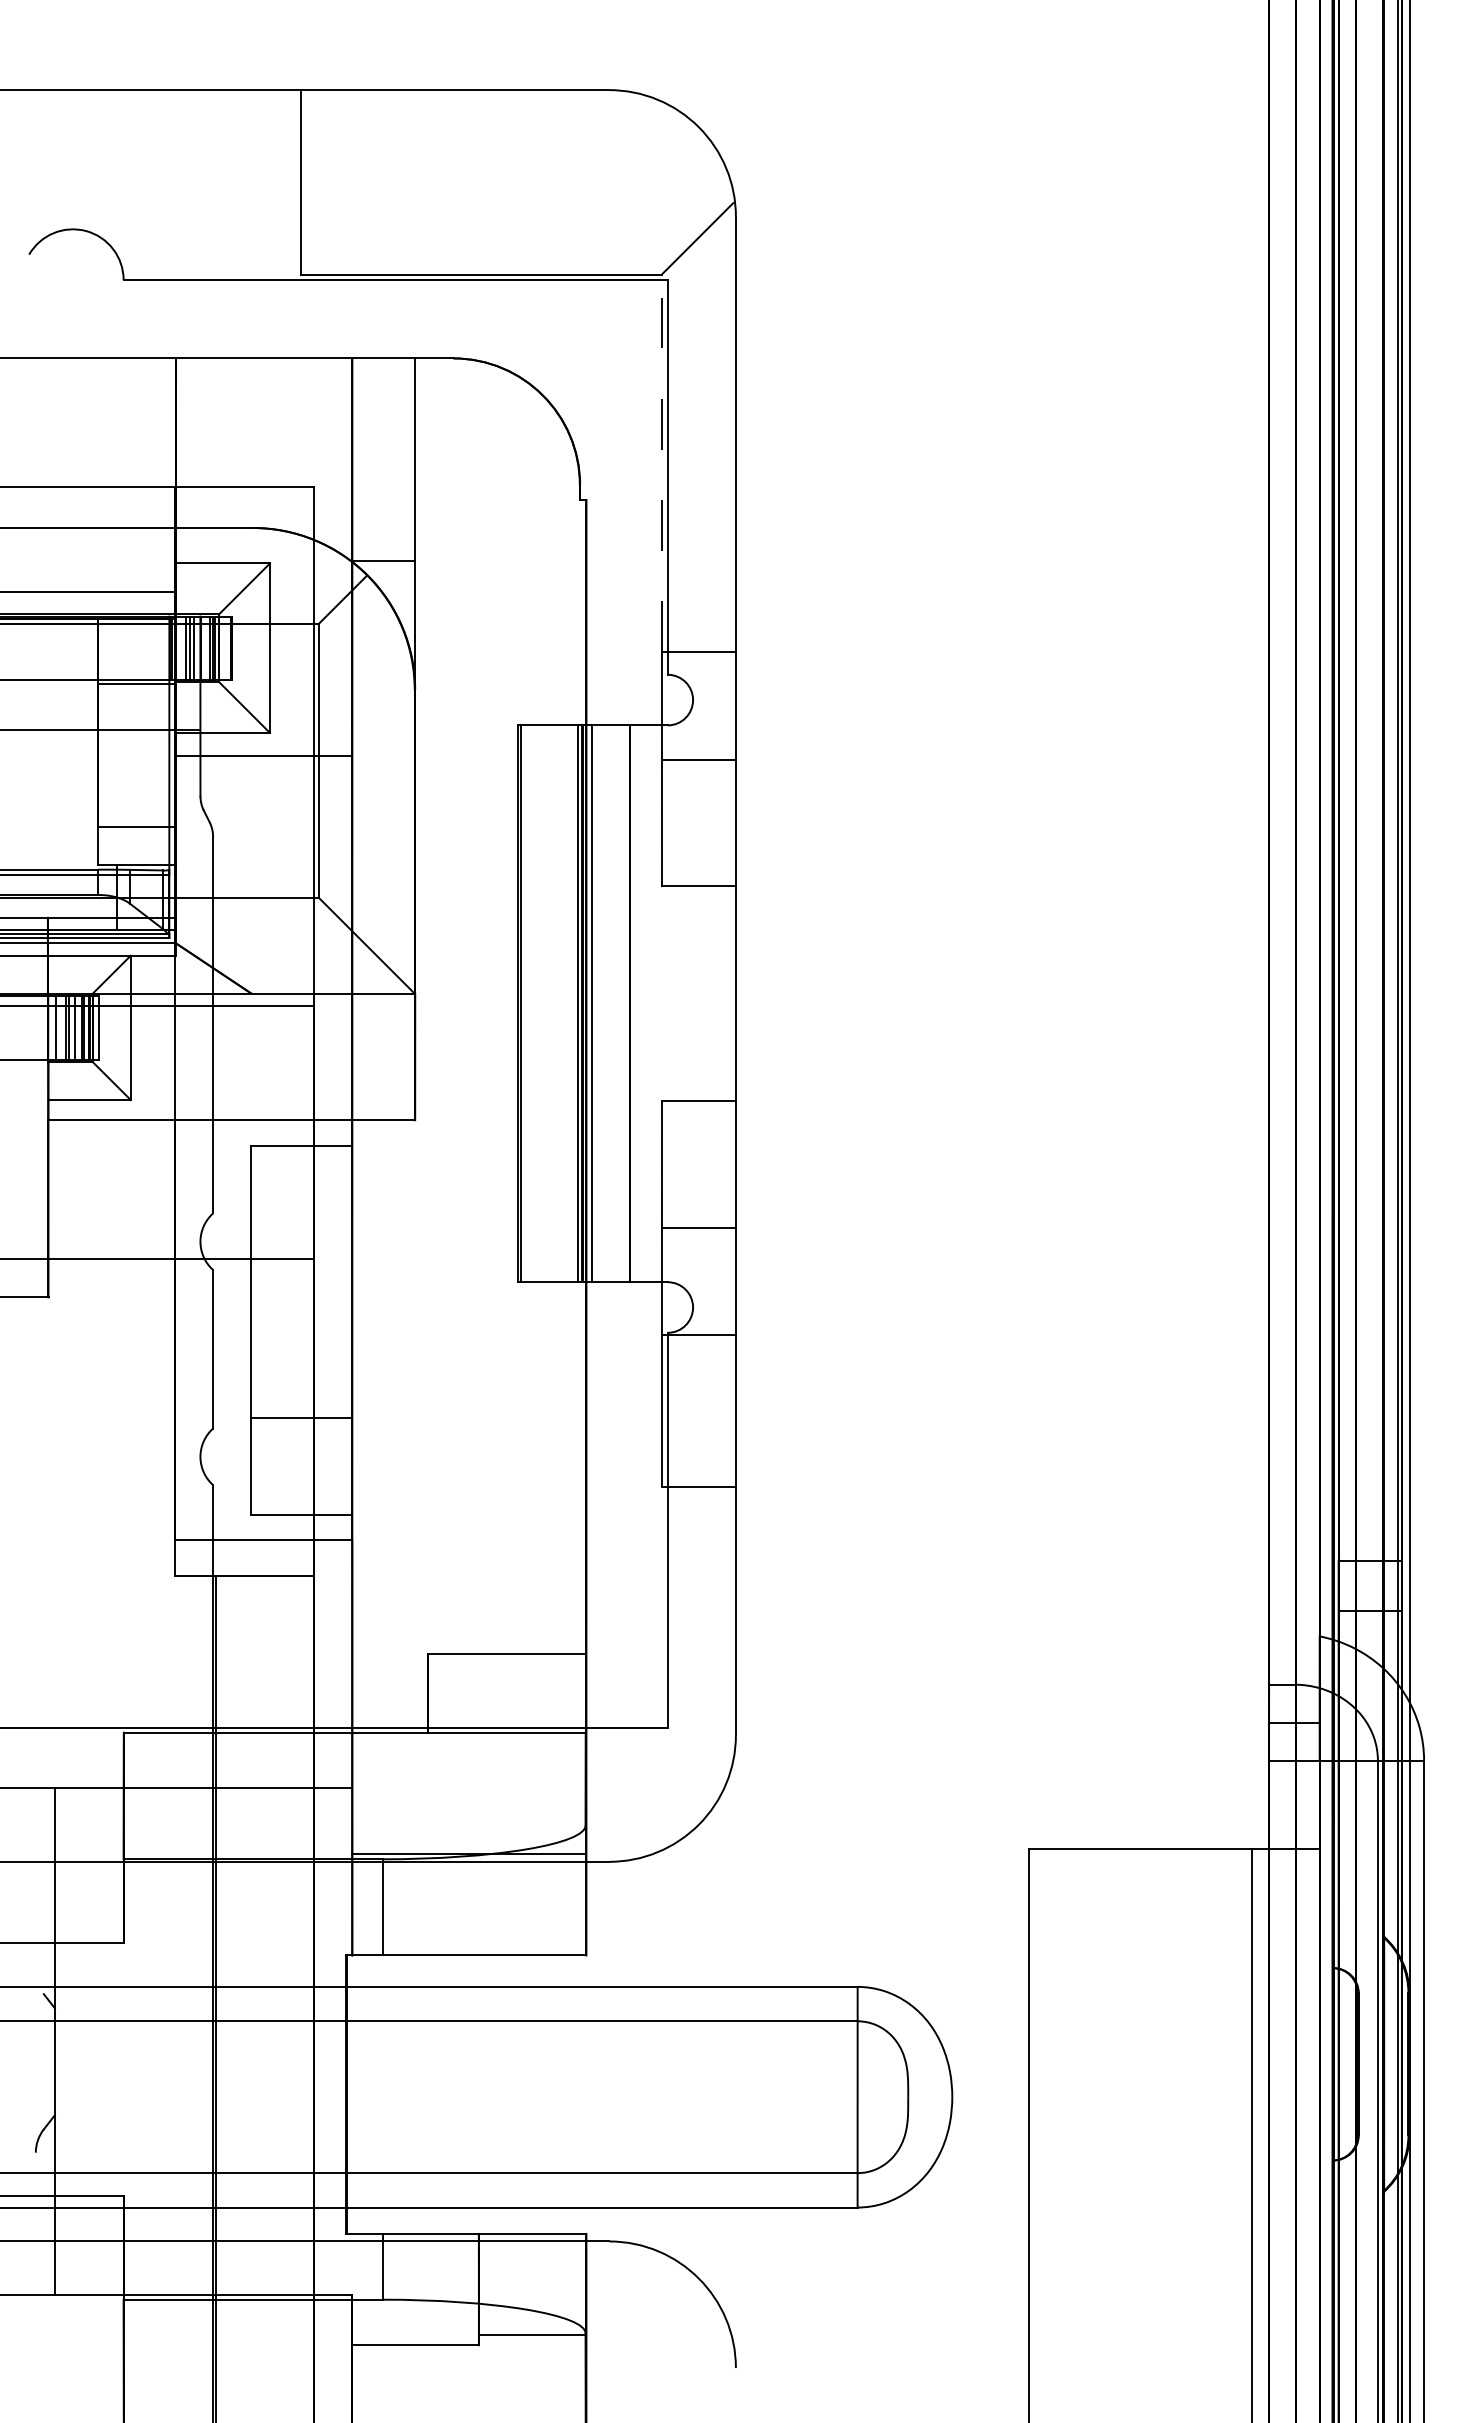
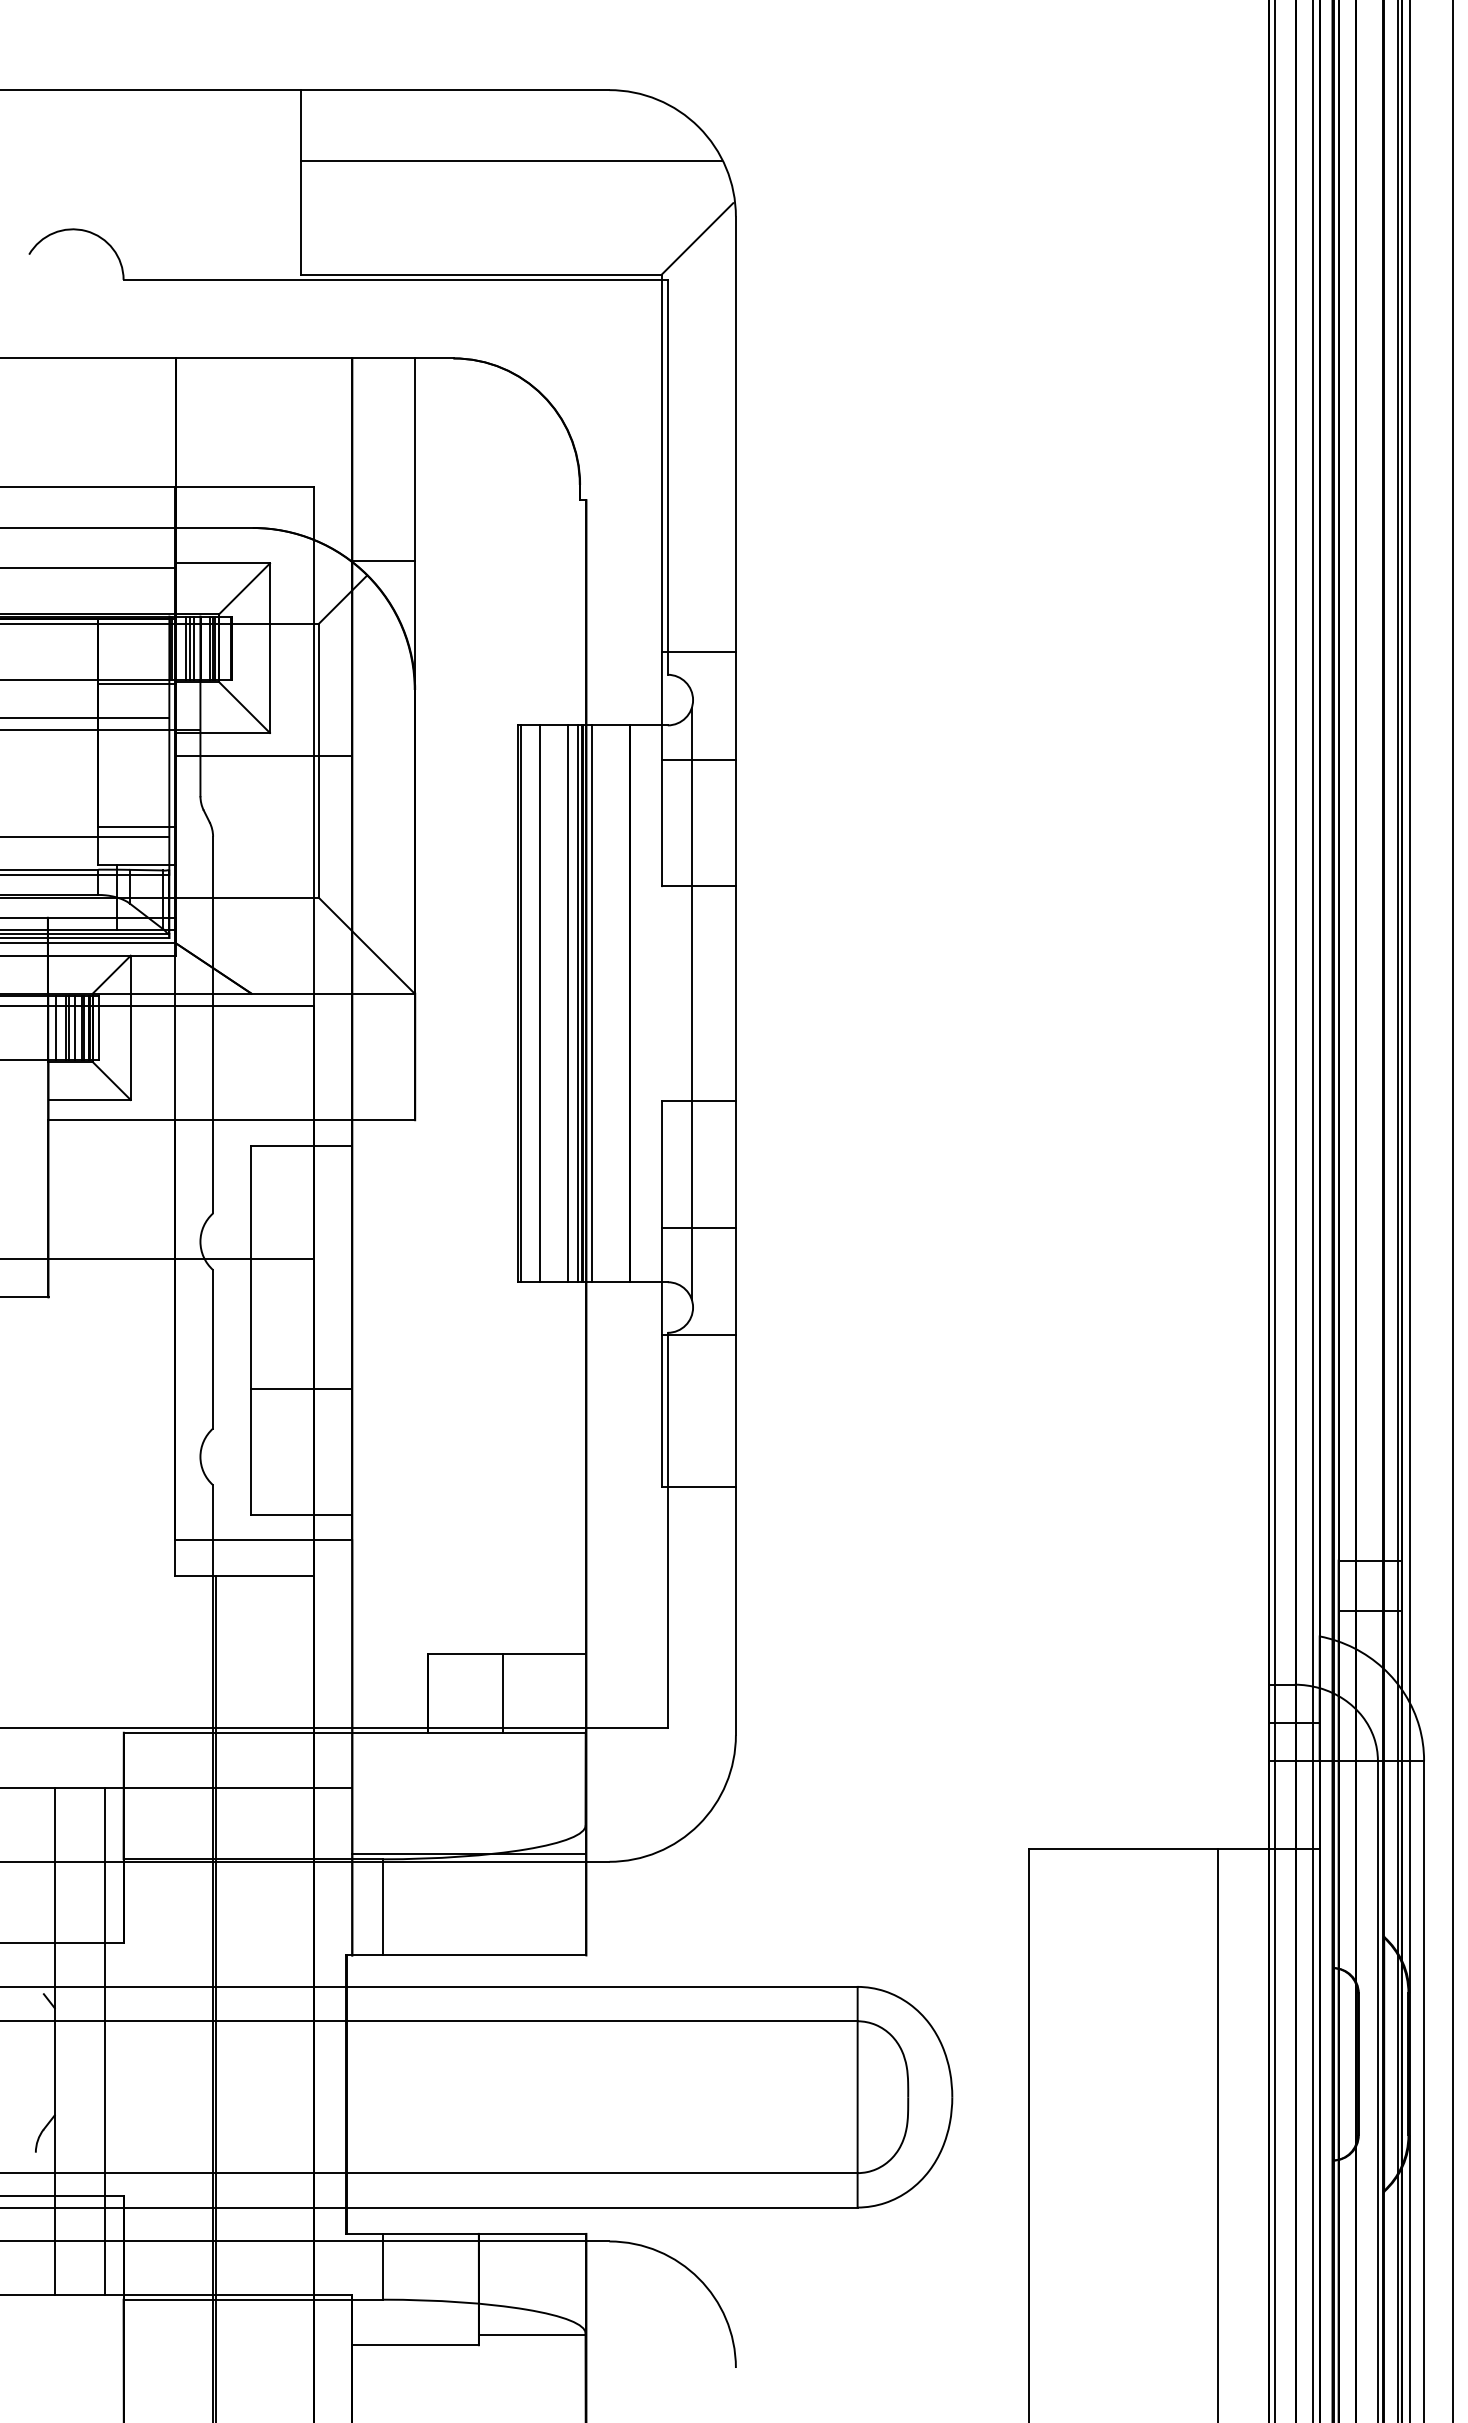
line: none -> present (510, 161)
line: dashed -> solid (661, 463)
line position: (88, 592) -> (88, 568) (88, 568)
line: none -> present (85, 717)
line: none -> present (85, 836)
line: none -> present (539, 1003)
line: none -> present (567, 1003)
line: none -> present (691, 1003)
line: none -> present (1275, 1210)
line: none -> present (1313, 1210)
line: none -> present (1452, 1210)
line position: (301, 1417) -> (301, 1388) (301, 1388)
line: none -> present (503, 1693)
line: none -> present (105, 2041)
line position: (1252, 2134) -> (1218, 2134) (1218, 2134)
